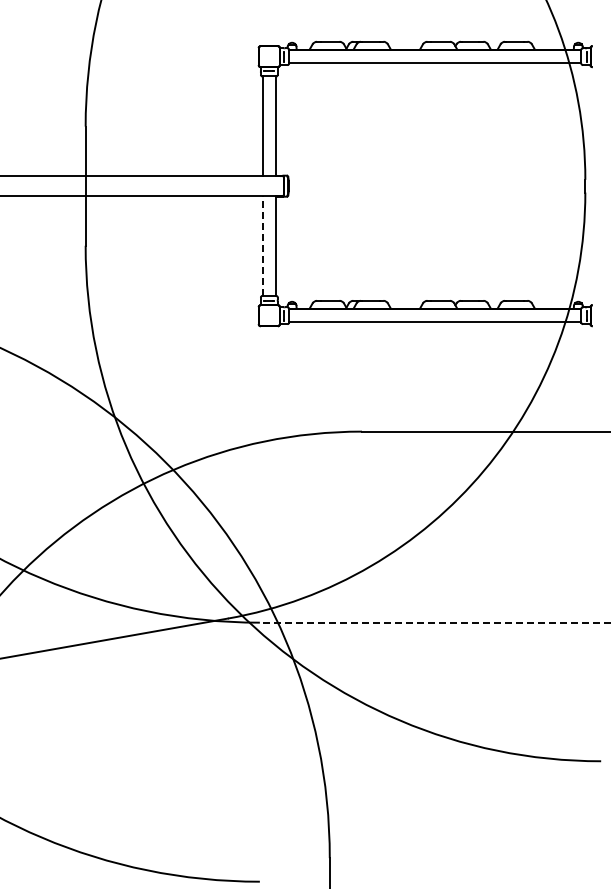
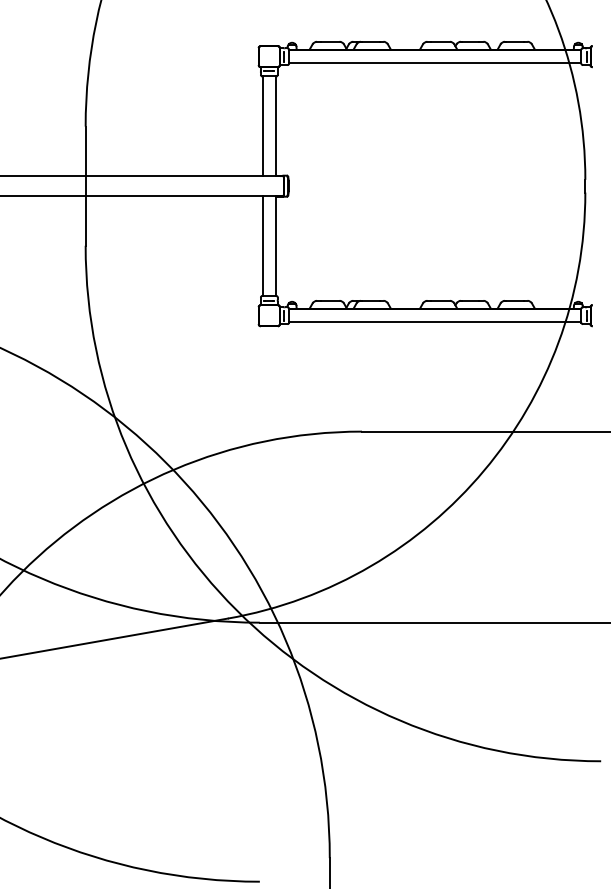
line: dashed -> solid (263, 245)
line: dashed -> solid (434, 622)
